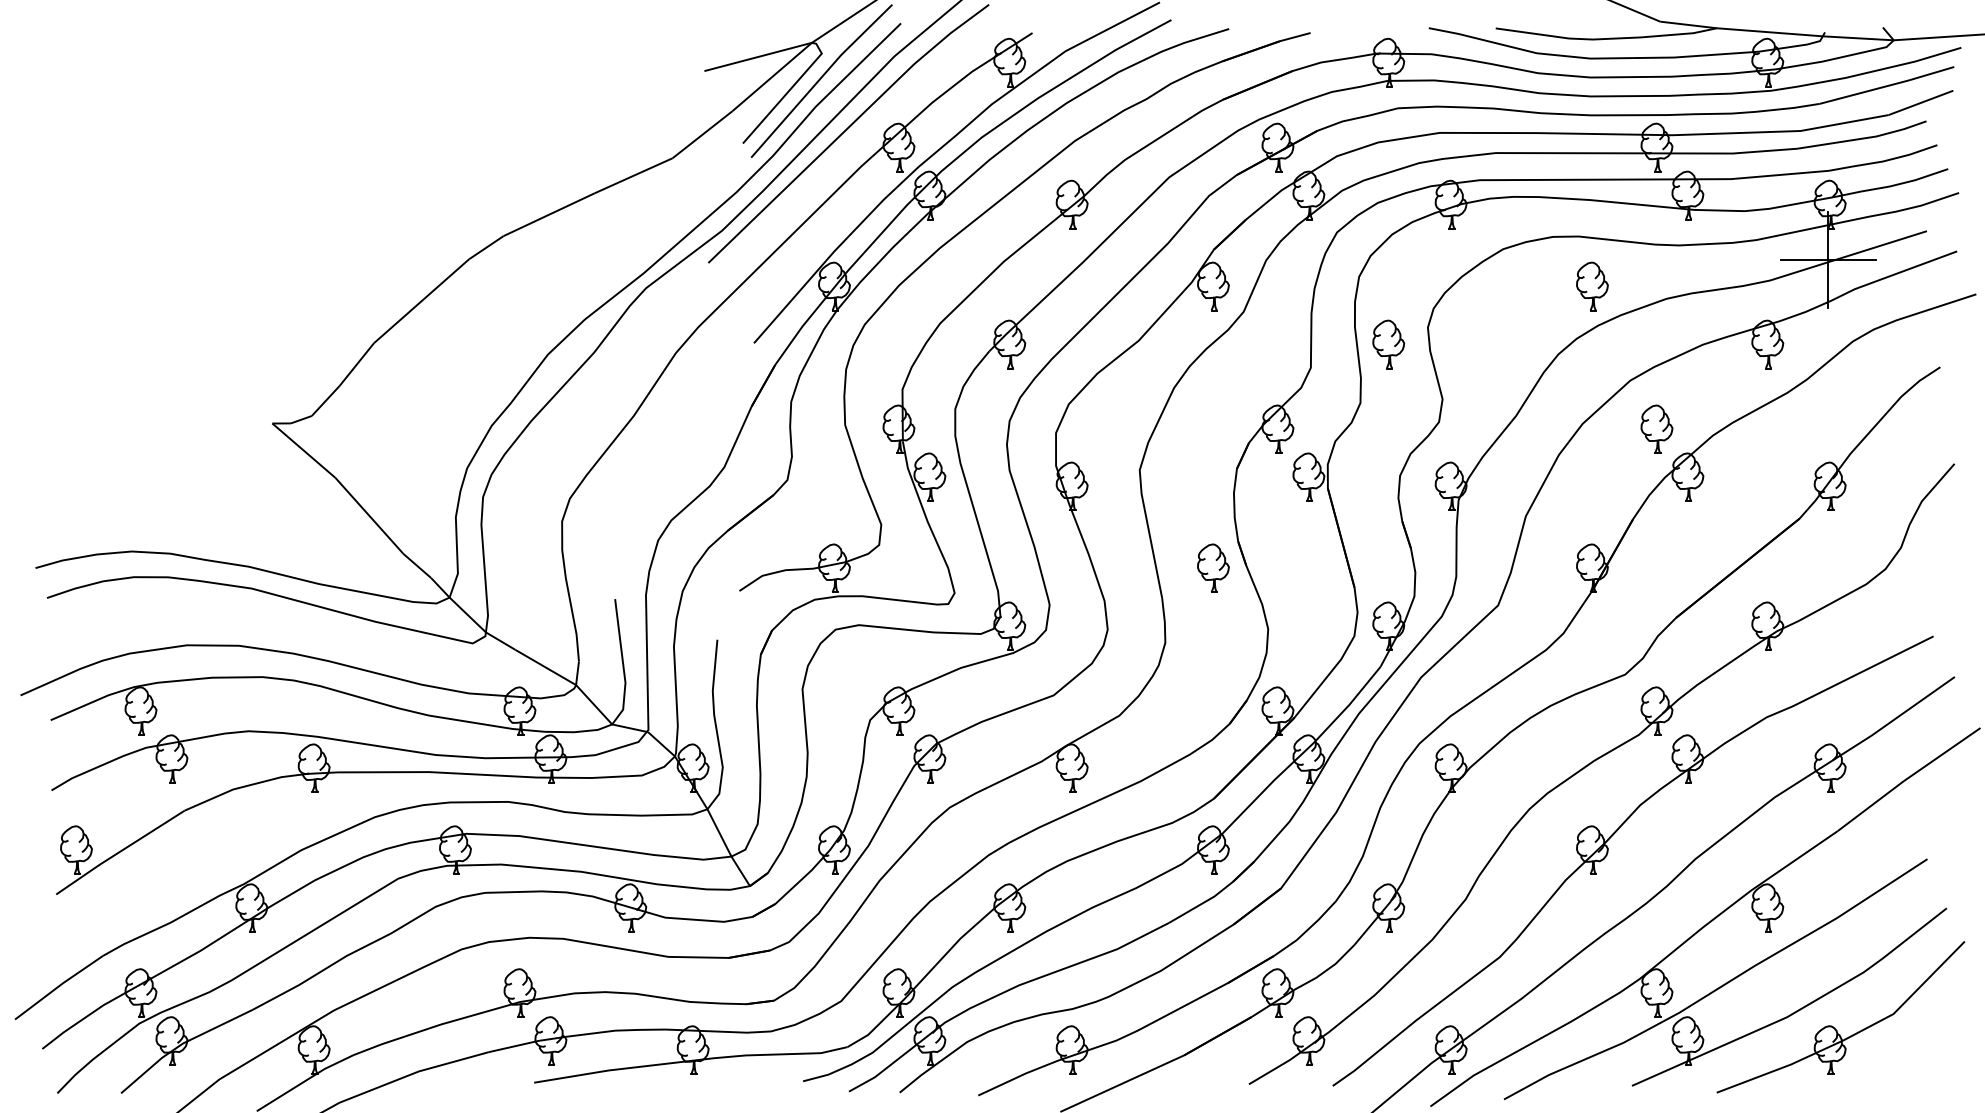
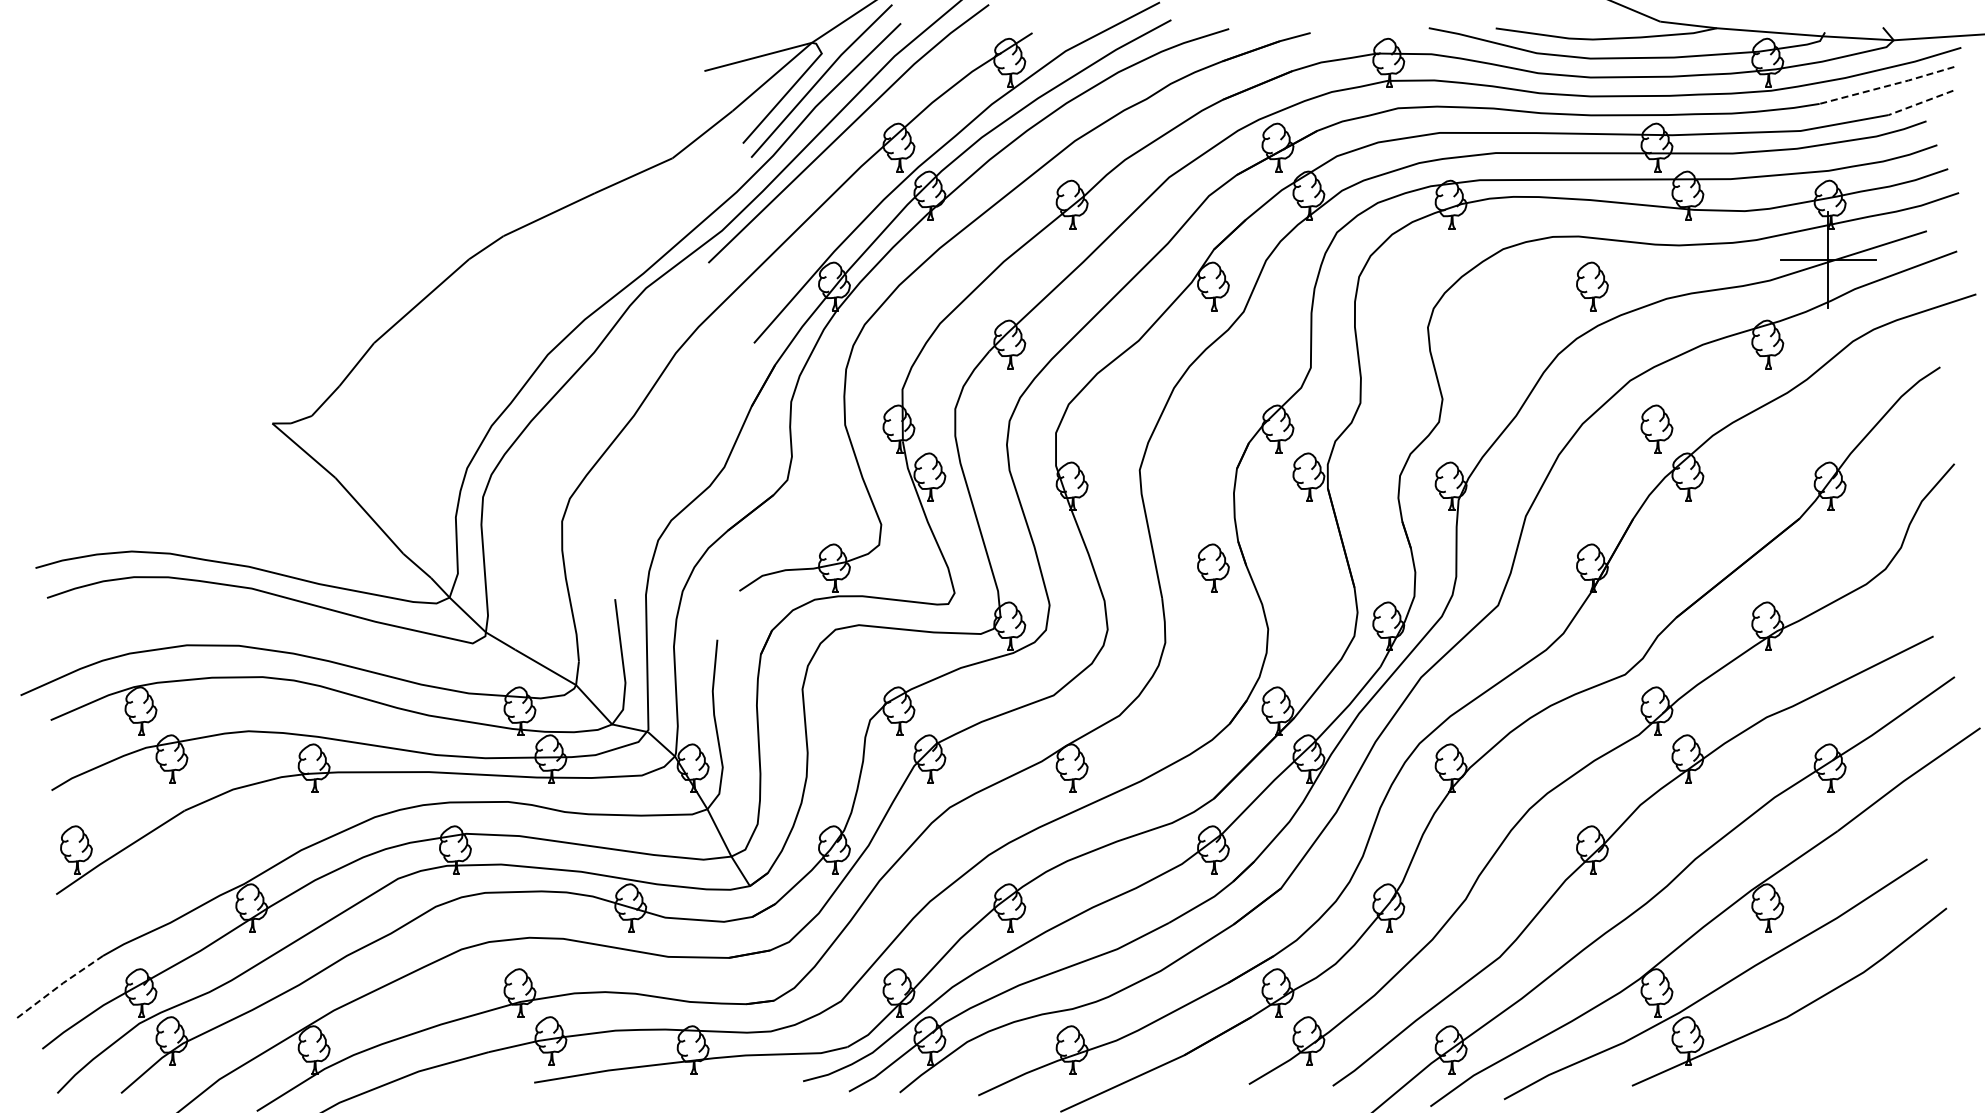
line: solid -> dashed (1887, 86)
line: solid -> dashed (1920, 102)
part: present -> none (1388, 344)
line: solid -> dashed (58, 986)
part: present -> none (1833, 1026)
